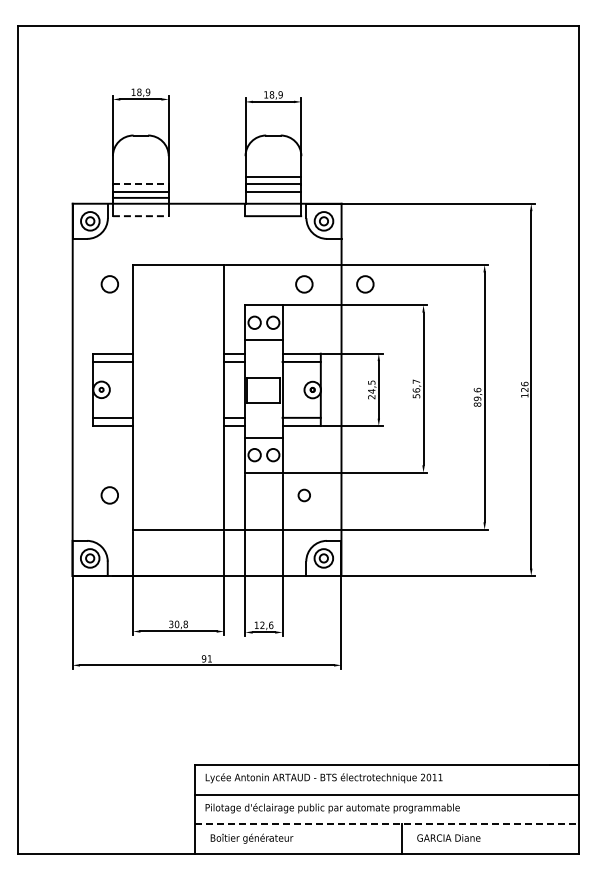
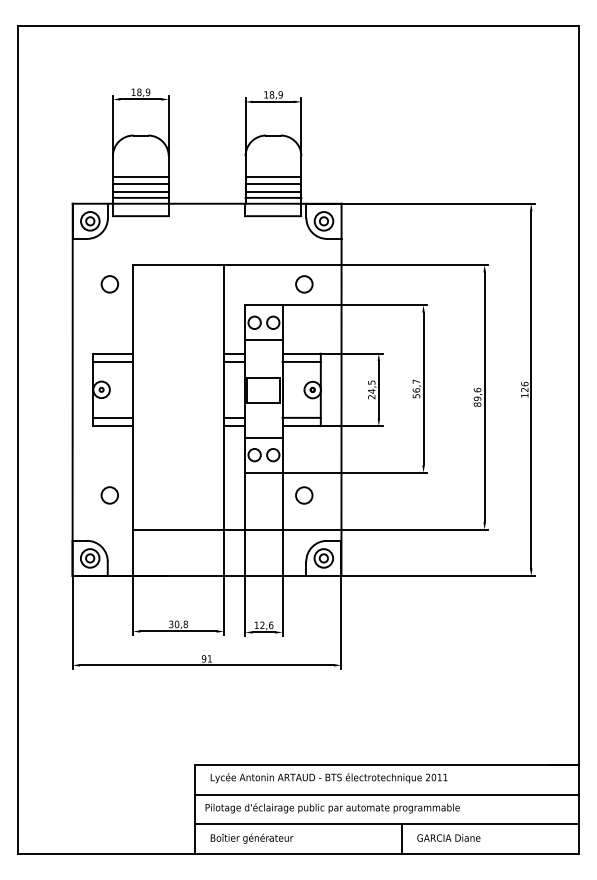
line: none -> present (140, 176)
line: dashed -> solid (140, 183)
line: none -> present (273, 197)
line: dashed -> solid (140, 216)
circle: present -> none (365, 284)
circle size: 14x15 px -> 19x19 px (304, 495)
text position: (323, 778) -> (328, 778) (328, 778)
line: dashed -> solid (387, 824)
